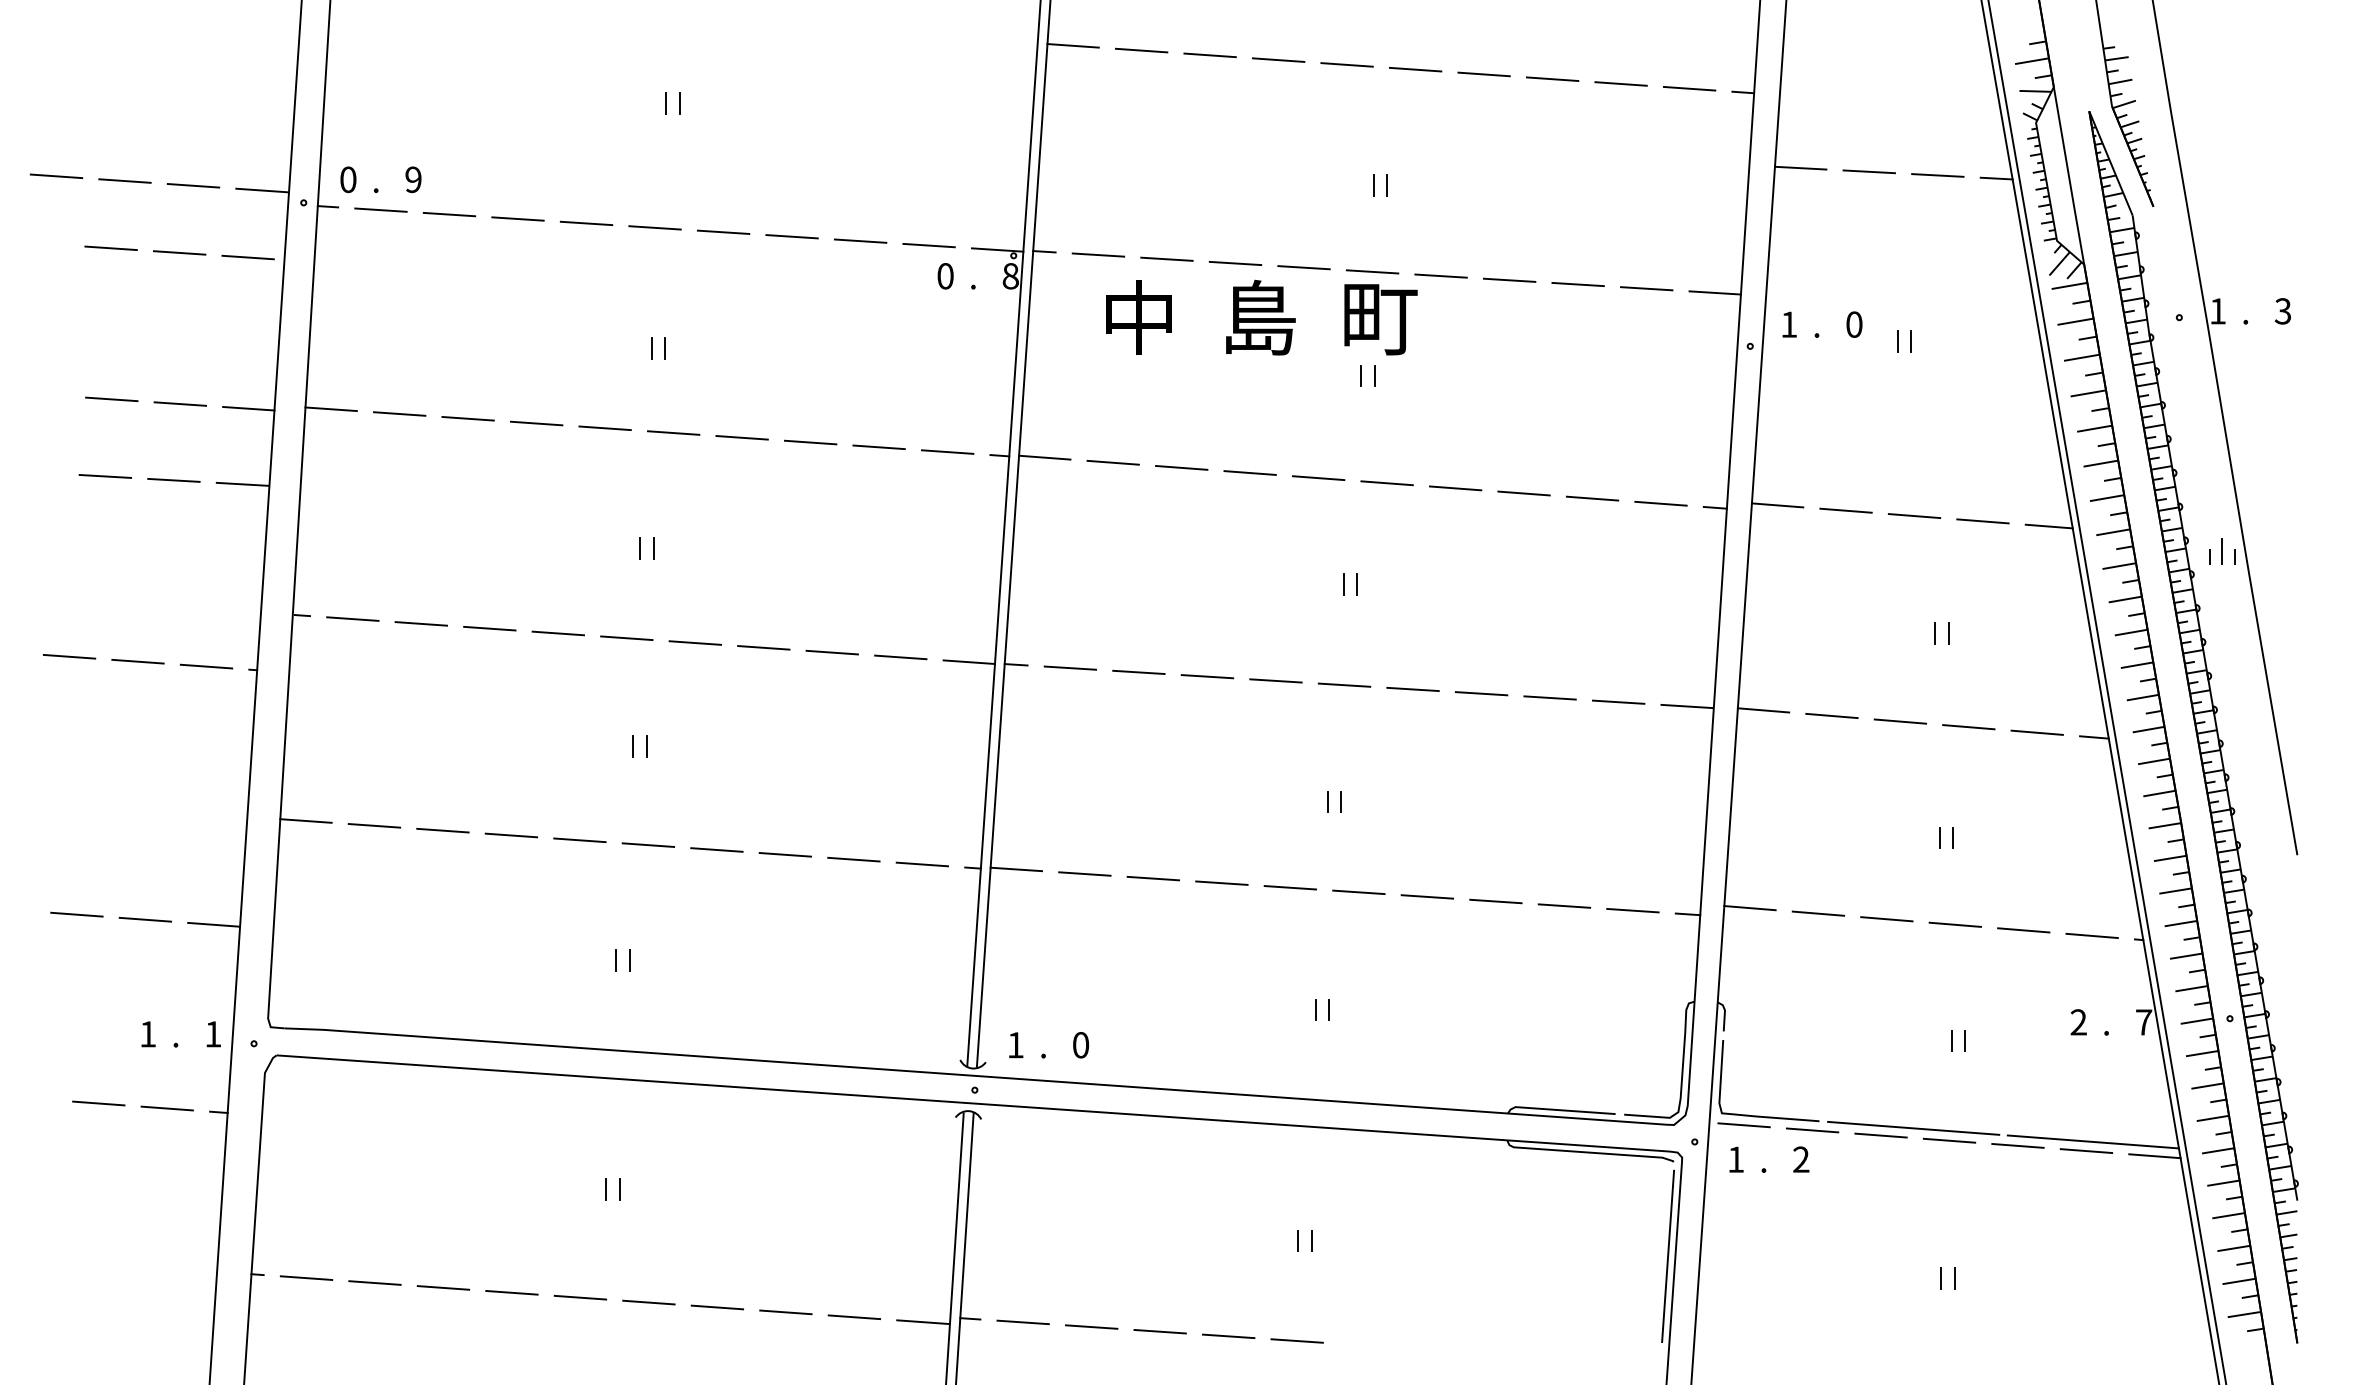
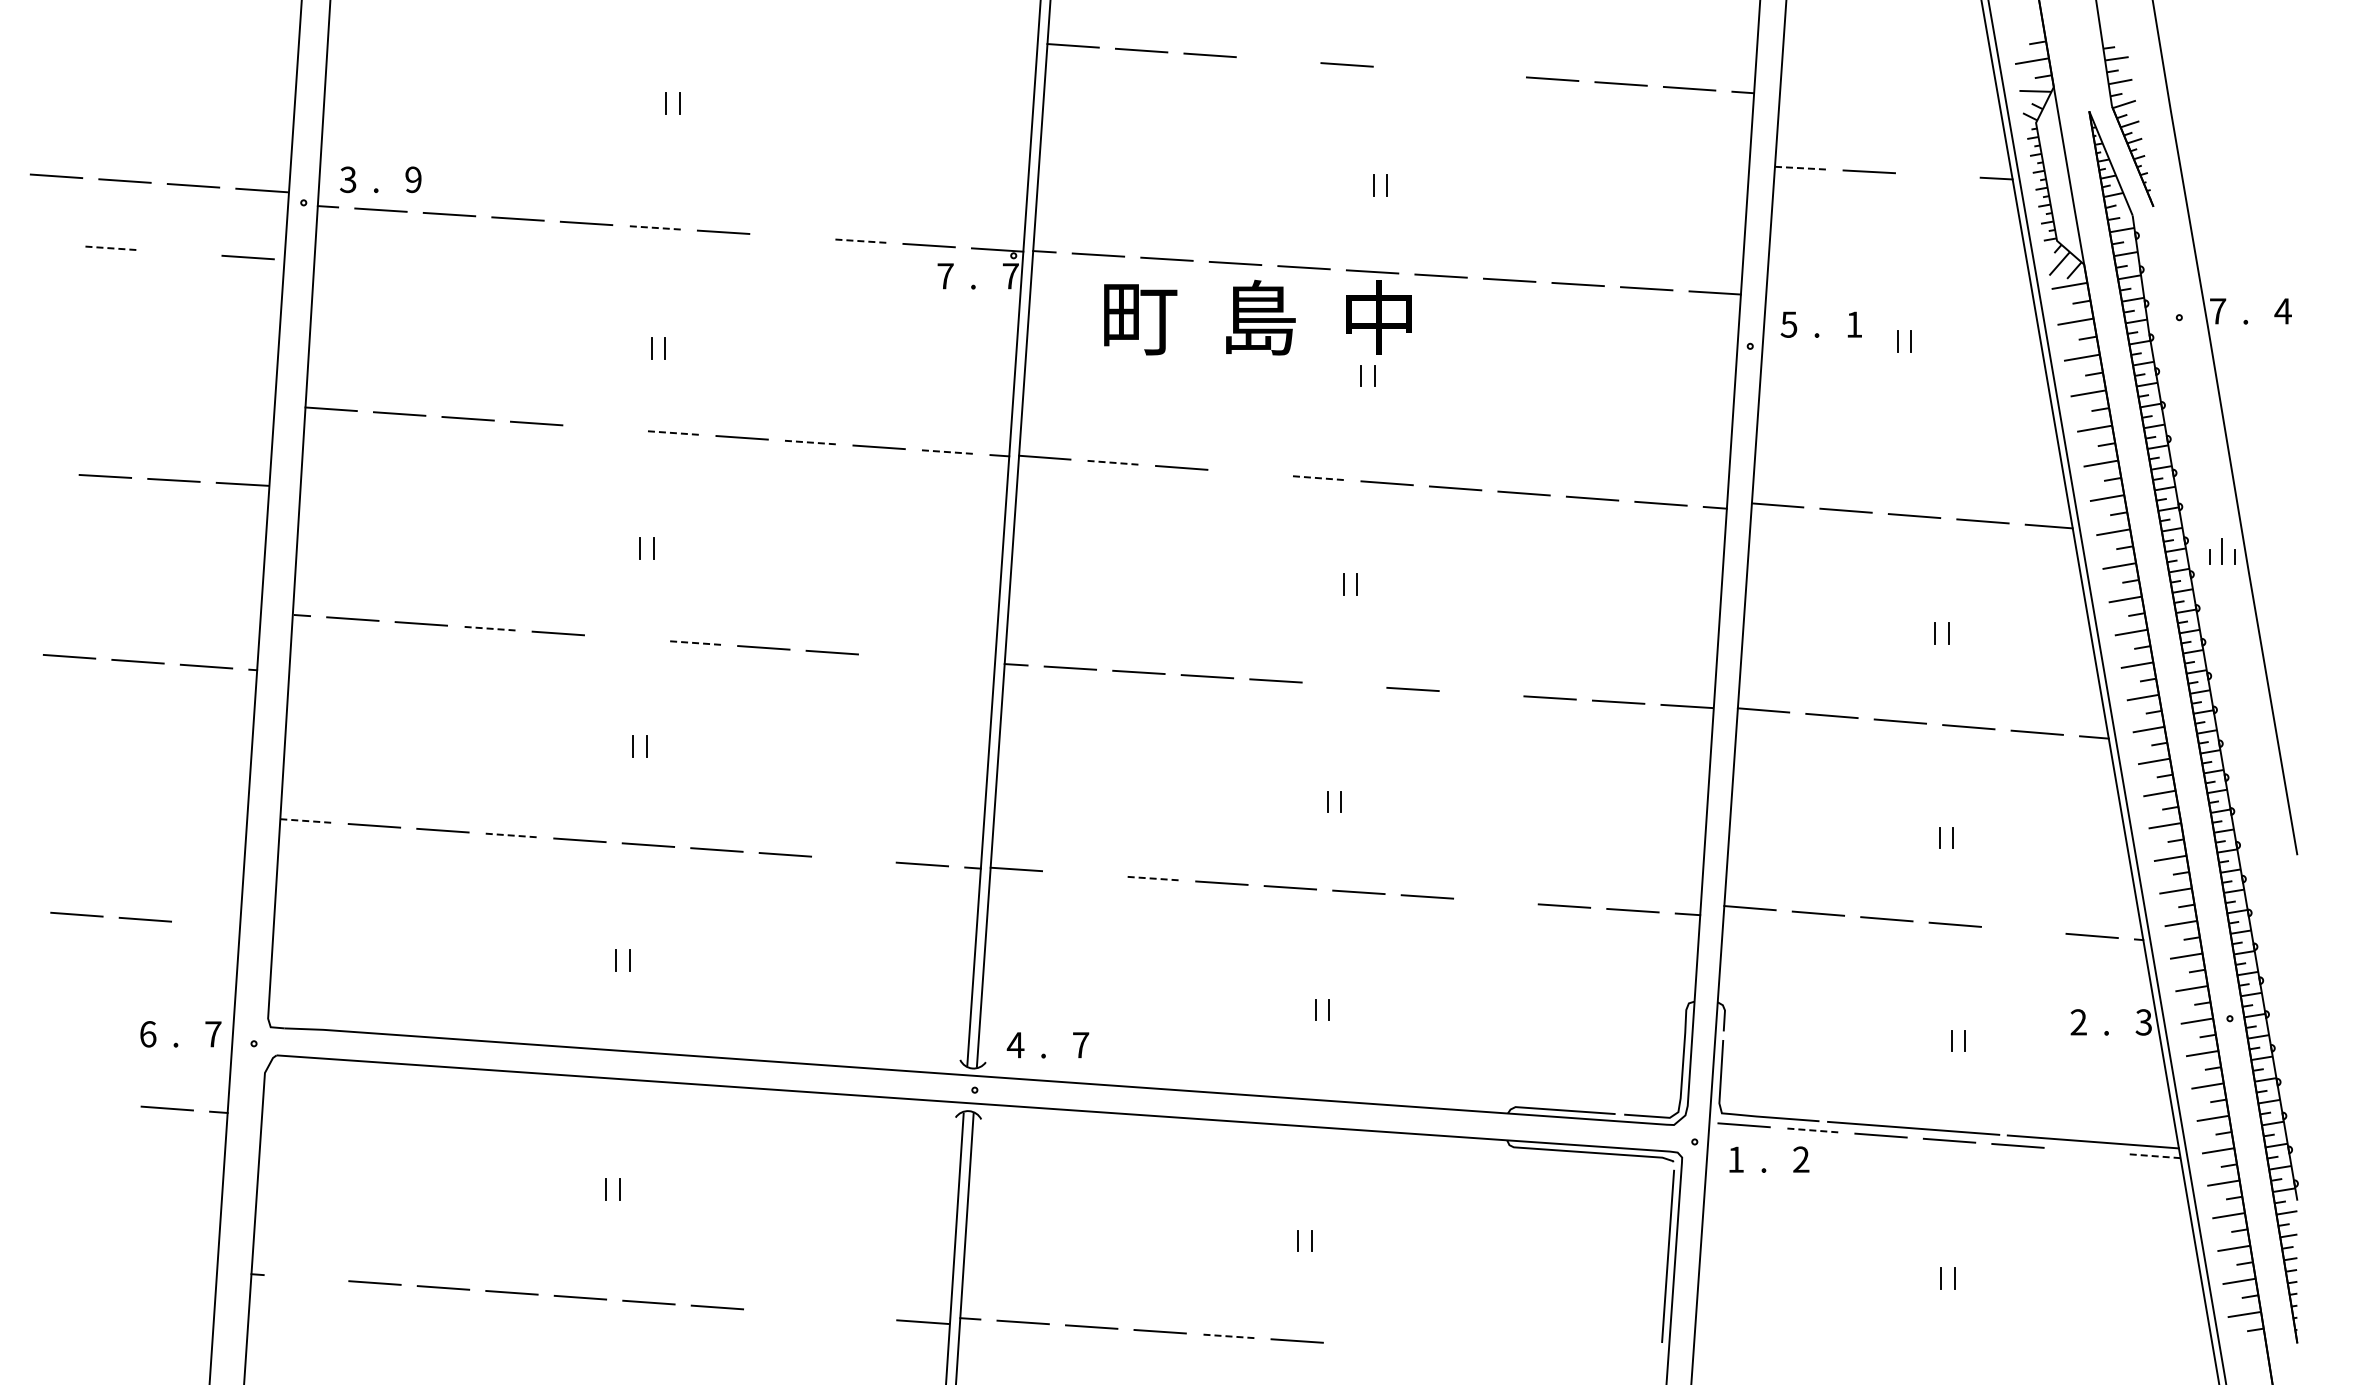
line: present -> none (1278, 59)
line: present -> none (1415, 69)
line: present -> none (1483, 74)
line: solid -> dashed (1800, 168)
line: present -> none (1937, 175)
text: 0 -> 3 (348, 179)
line: solid -> dashed (655, 227)
line: present -> none (791, 236)
line: solid -> dashed (860, 241)
line: solid -> dashed (111, 248)
line: present -> none (179, 252)
text: 0 -> 7 (945, 276)
text: 8 -> 7 (1010, 276)
text: 1 -> 7 (2218, 311)
text: 3 -> 4 (2282, 311)
text: 中 -> 町 (1140, 317)
text: 町 -> 中 (1380, 317)
text: 1 -> 5 (1788, 324)
text: 0 -> 1 (1854, 324)
line: present -> none (111, 399)
line: present -> none (180, 403)
line: present -> none (248, 408)
line: present -> none (604, 428)
line: solid -> dashed (673, 433)
line: solid -> dashed (810, 442)
line: solid -> dashed (947, 452)
line: solid -> dashed (1113, 462)
line: present -> none (1249, 472)
line: solid -> dashed (1318, 478)
line: solid -> dashed (489, 628)
line: present -> none (626, 638)
line: solid -> dashed (695, 643)
line: present -> none (900, 657)
line: present -> none (968, 662)
line: present -> none (1344, 684)
line: present -> none (1481, 693)
line: solid -> dashed (305, 820)
line: solid -> dashed (511, 835)
line: present -> none (853, 859)
line: present -> none (1084, 873)
line: solid -> dashed (1153, 878)
line: present -> none (1495, 901)
line: present -> none (213, 924)
line: present -> none (2023, 930)
text: 7 -> 3 (2143, 1022)
text: 1 -> 6 (148, 1034)
text: 1 -> 7 (213, 1034)
text: 1 -> 4 (1015, 1045)
text: 0 -> 7 (1081, 1045)
line: present -> none (98, 1103)
line: solid -> dashed (1812, 1130)
line: present -> none (2086, 1151)
line: solid -> dashed (2154, 1156)
line: present -> none (306, 1277)
line: present -> none (785, 1312)
line: present -> none (854, 1317)
line: solid -> dashed (1228, 1336)
